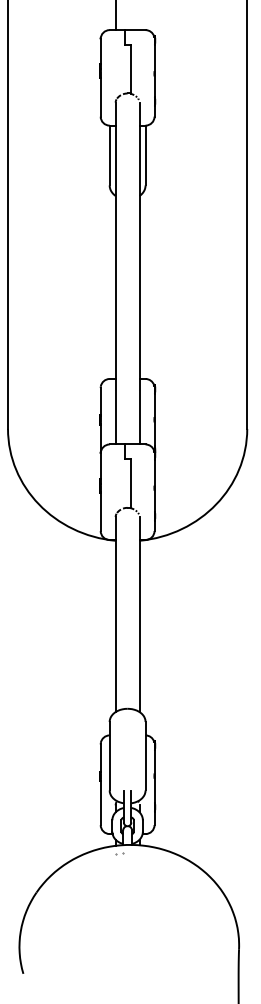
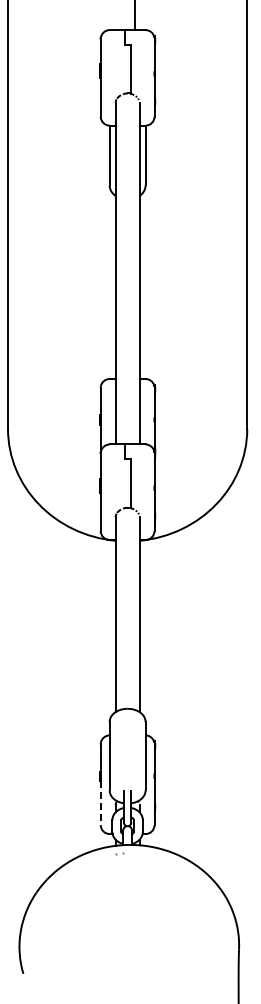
line position: (115, 16) -> (134, 16) (134, 16)
line: solid -> dashed (100, 803)
